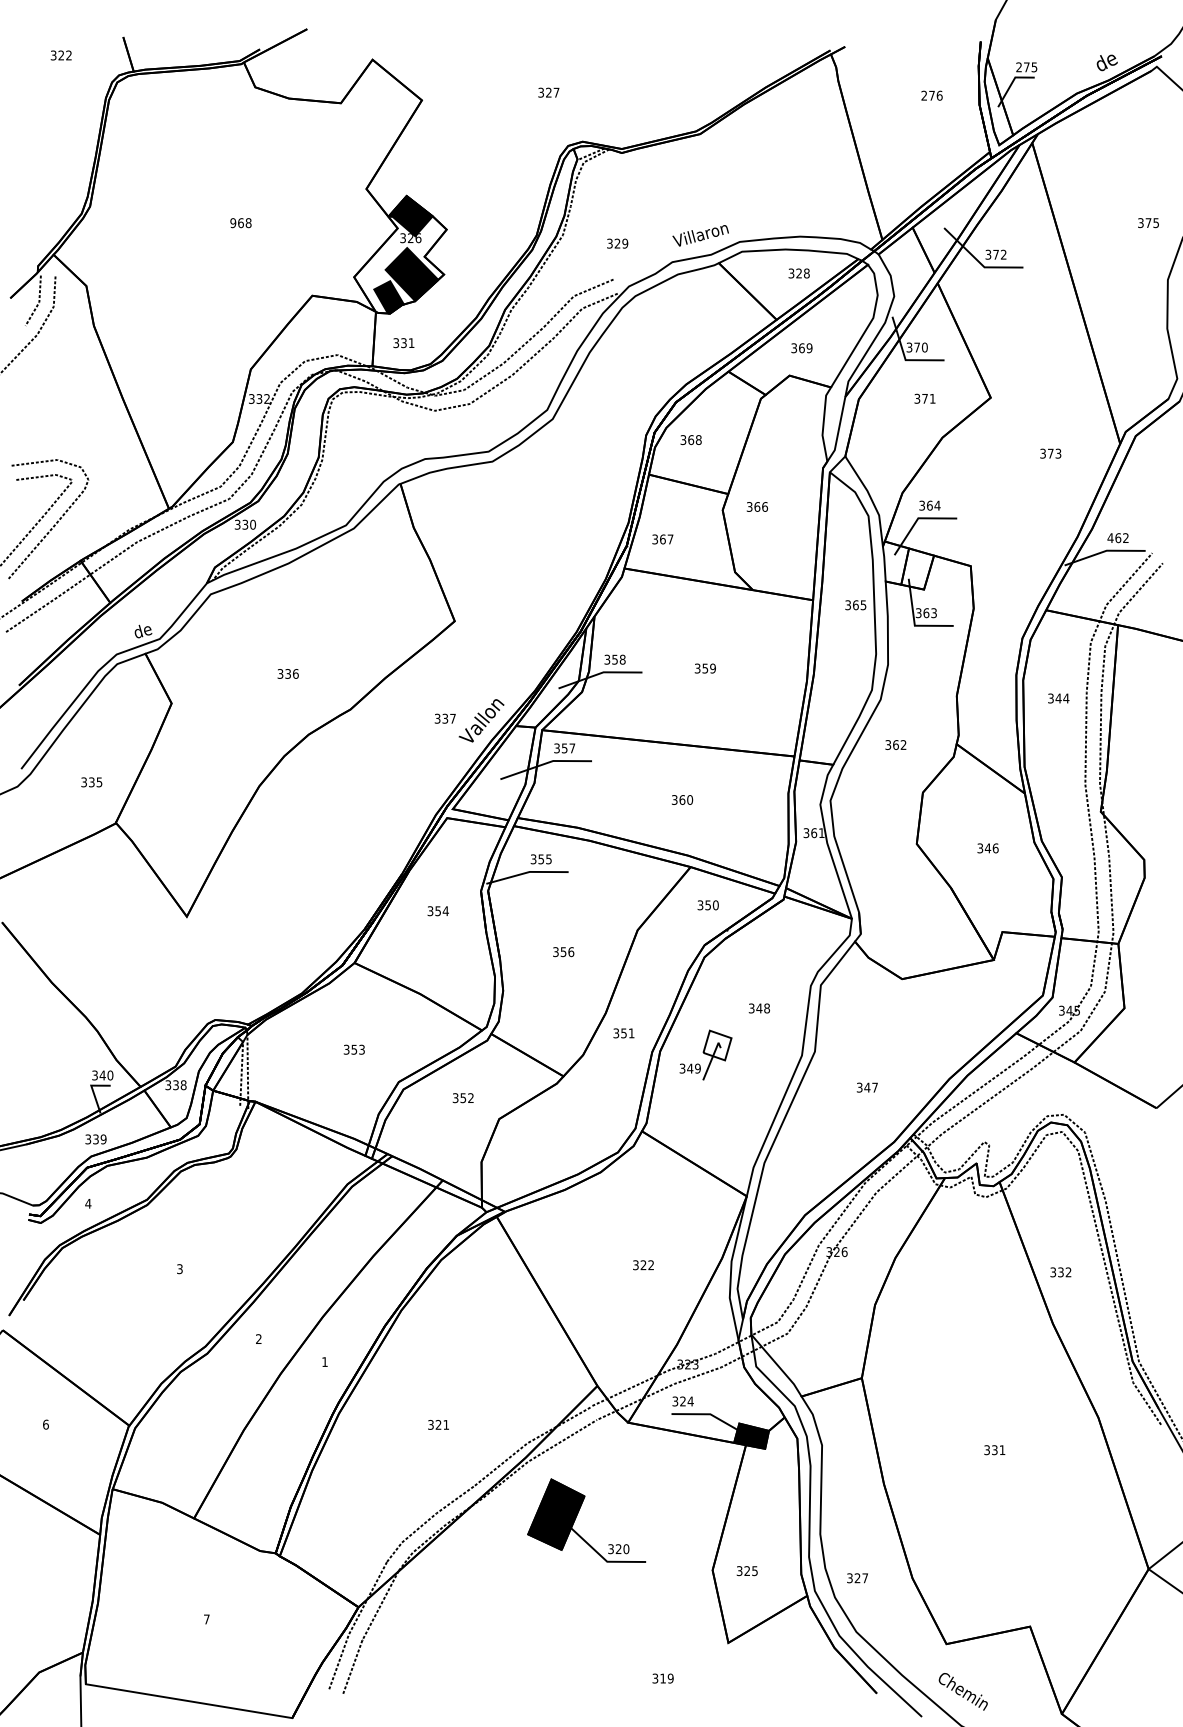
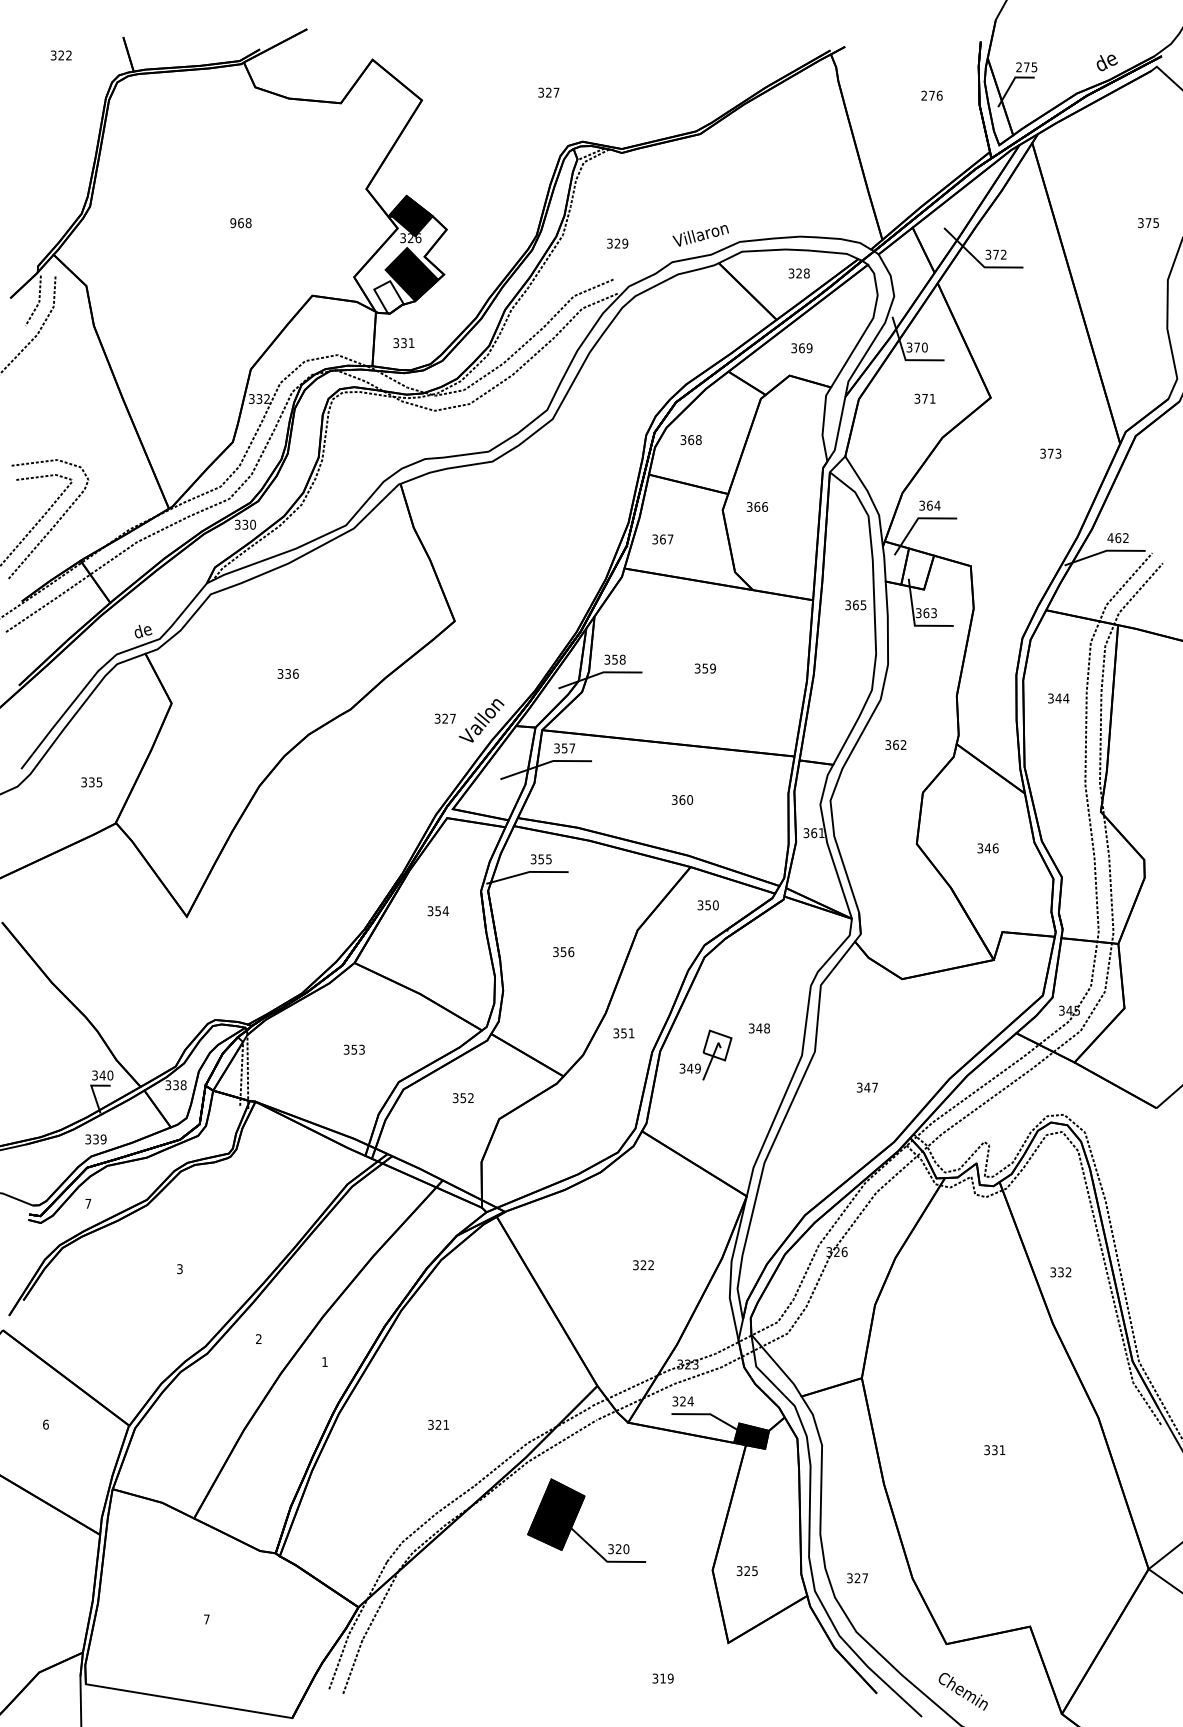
fill: present -> none (388, 297)
text: 337 -> 327 (445, 718)
text position: (758, 1008) -> (758, 1028) (758, 1028)
text: 4 -> 7 (88, 1203)
